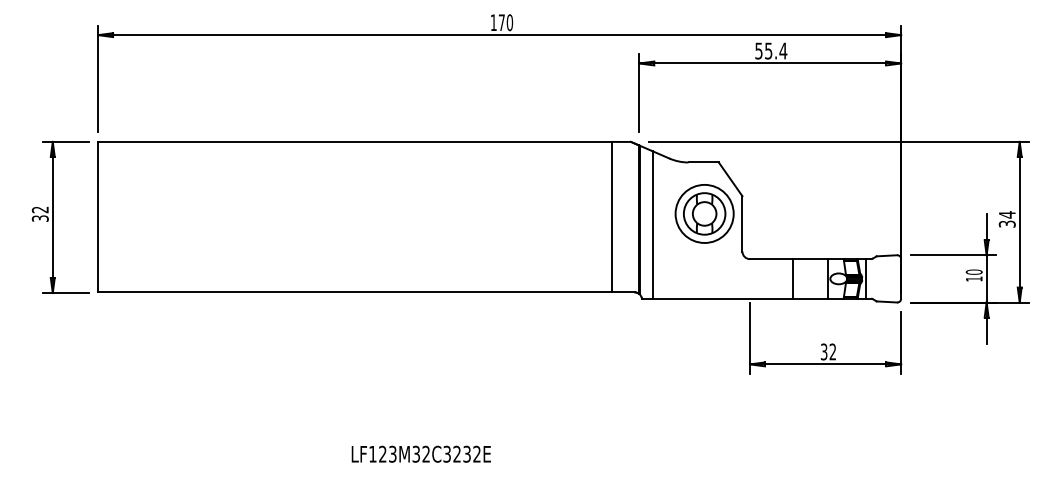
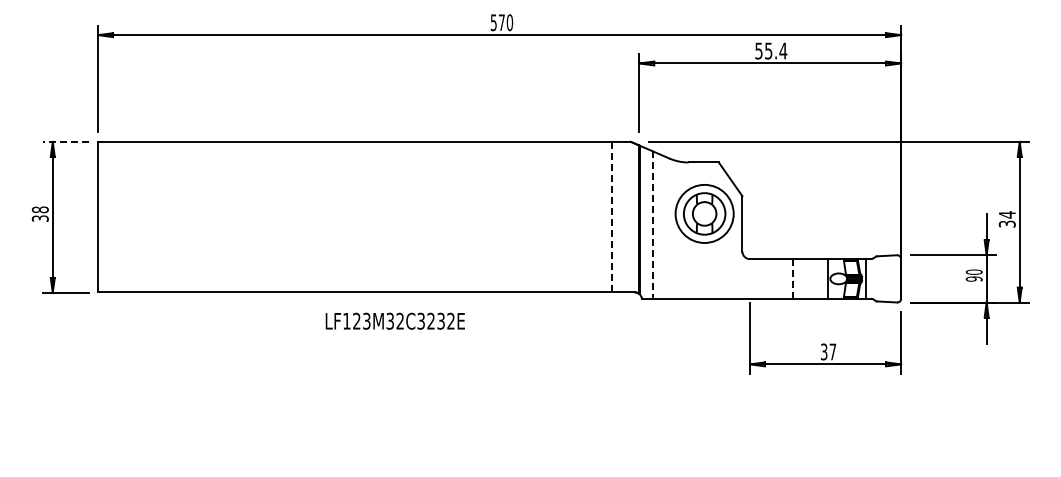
text: 170 -> 570 (493, 22)
line: solid -> dashed (66, 141)
text: 32 -> 38 (40, 209)
line: solid -> dashed (611, 217)
line: solid -> dashed (652, 224)
line: solid -> dashed (793, 278)
text: 10 -> 90 (973, 278)
text: 32 -> 37 (832, 351)
text position: (420, 453) -> (394, 320) (394, 320)
